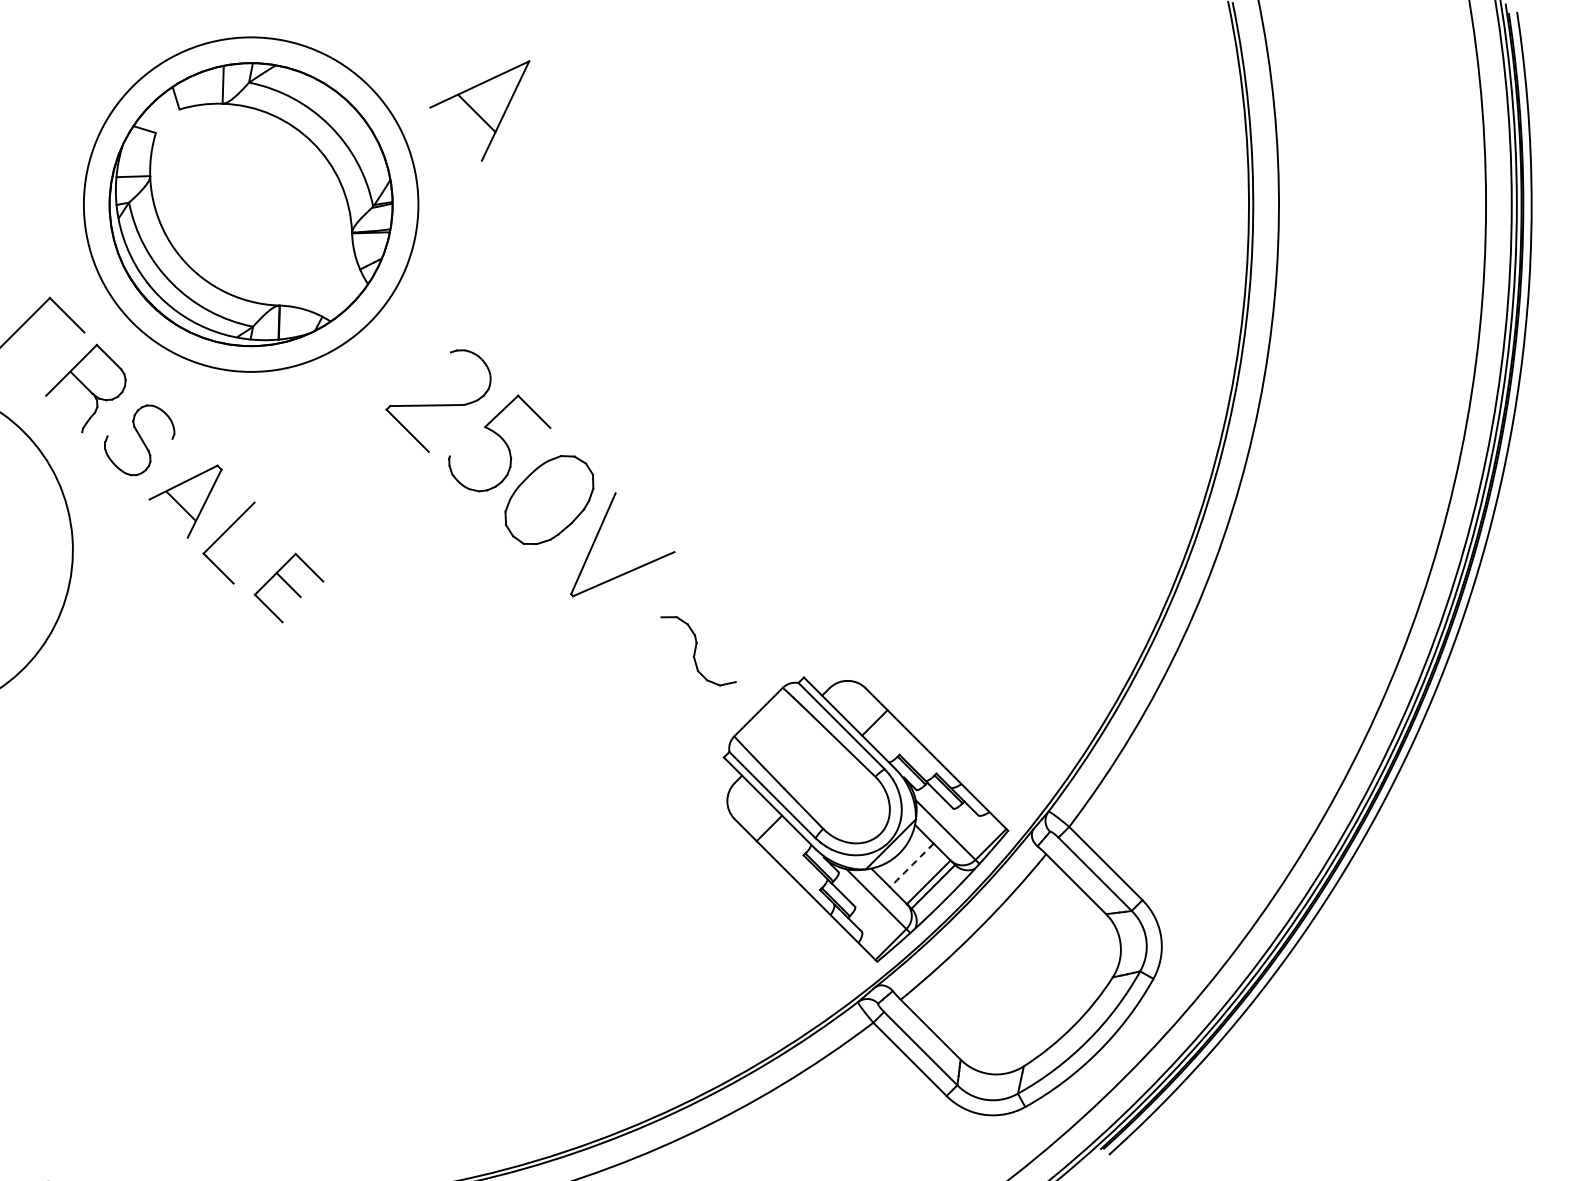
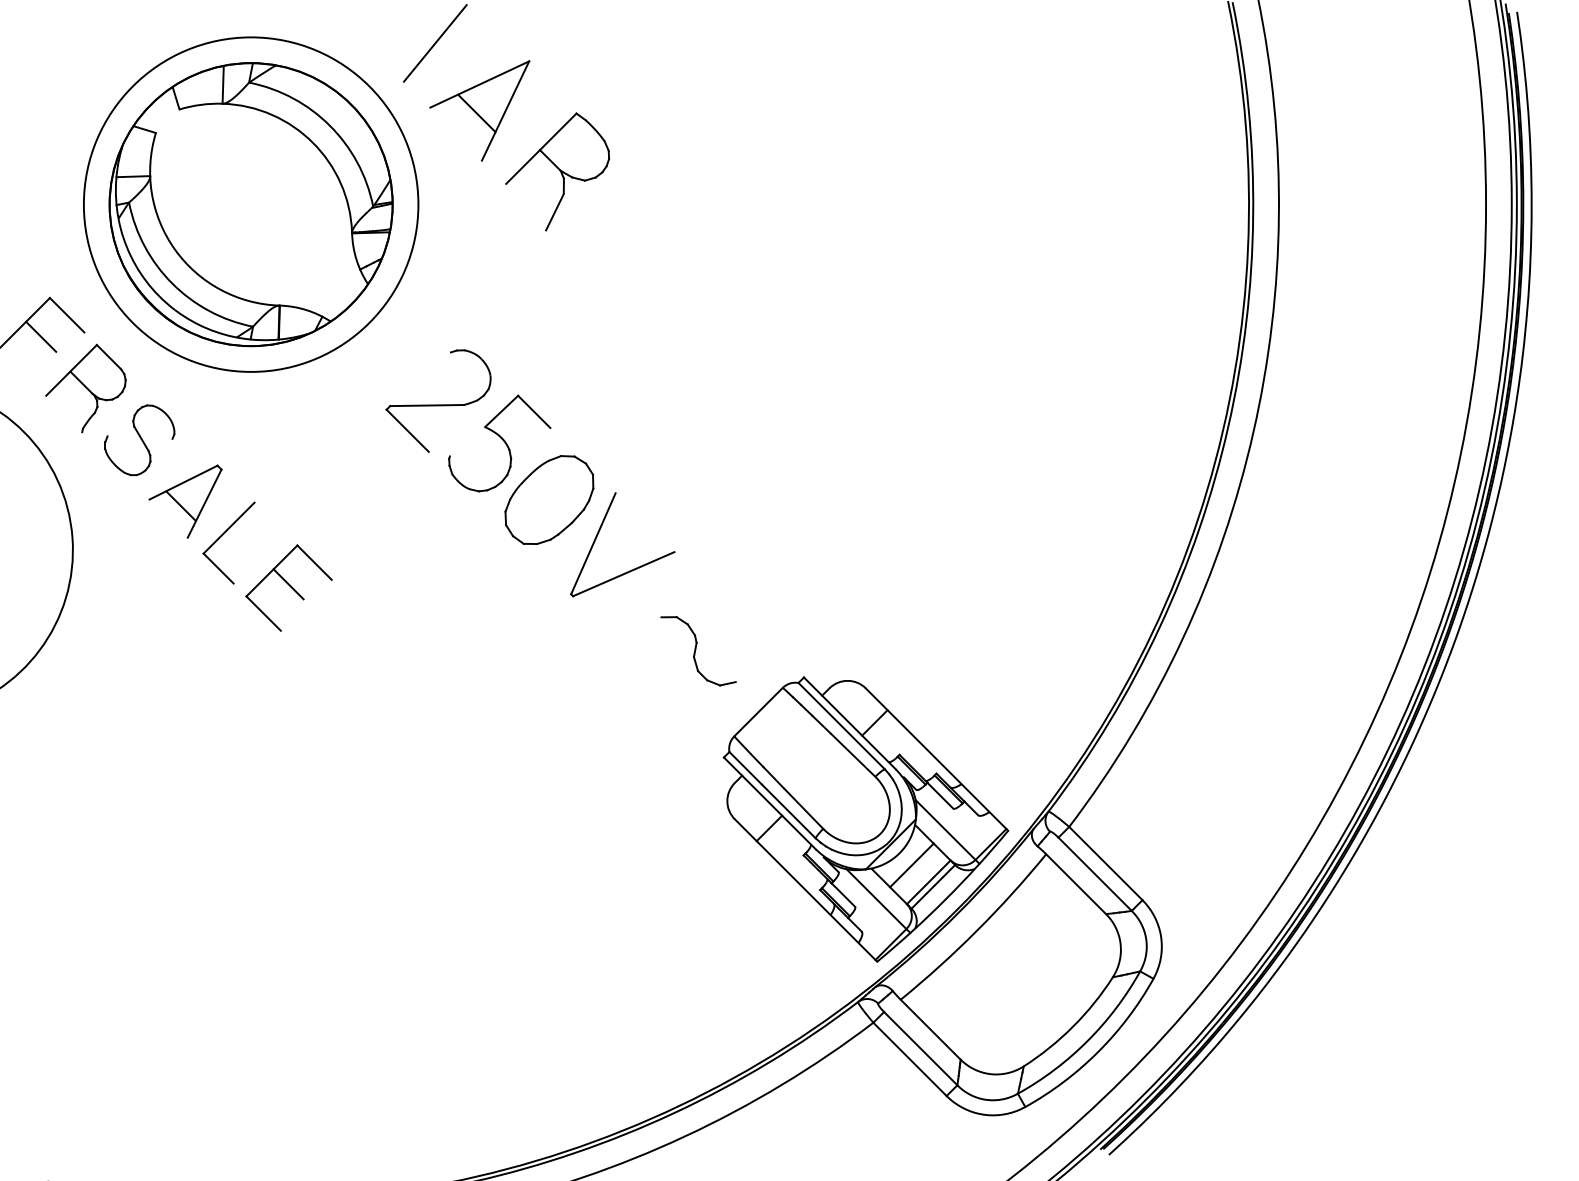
line: none -> present (434, 43)
part: none -> present (557, 171)
line: none -> present (41, 336)
part size: 72x72 px -> 88x88 px (288, 587)
line: dashed -> solid (911, 865)
